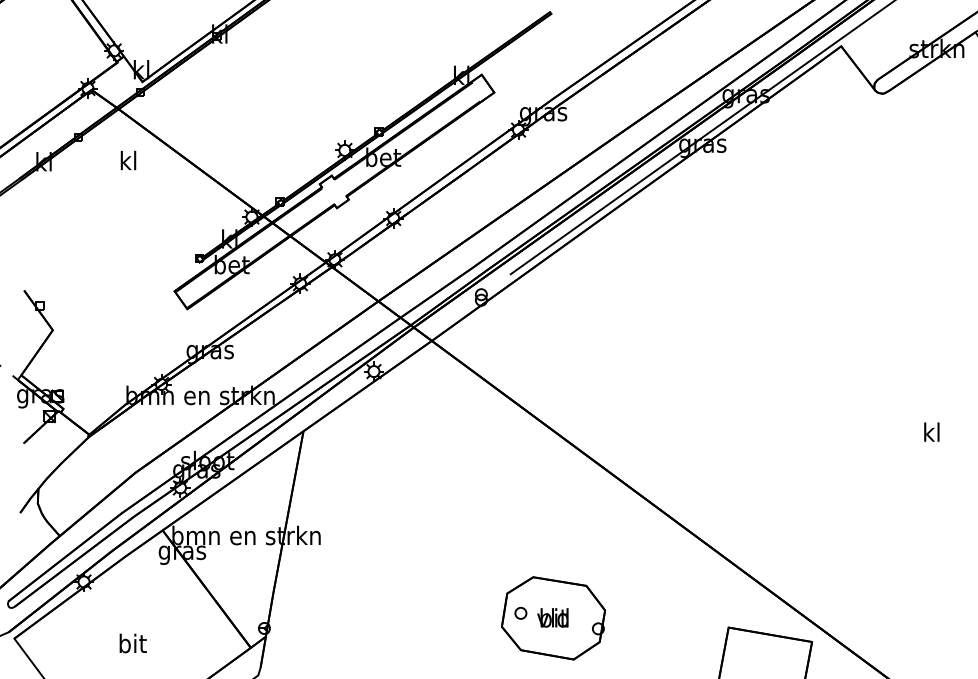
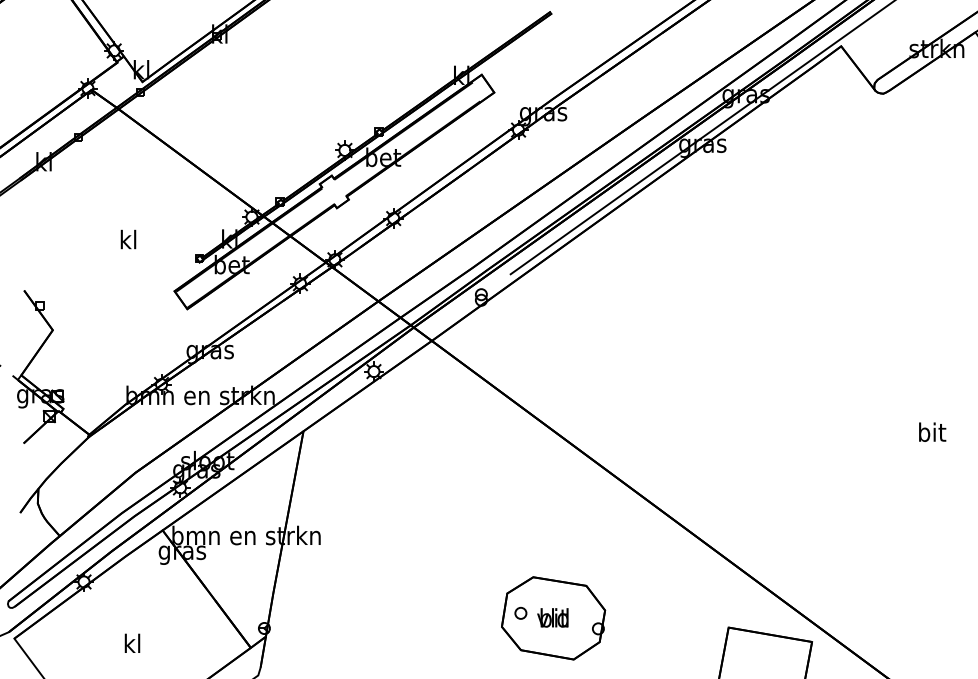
text position: (128, 160) -> (128, 239) (128, 239)
text: kl -> bit (932, 431)
text: bit -> kl (132, 643)
